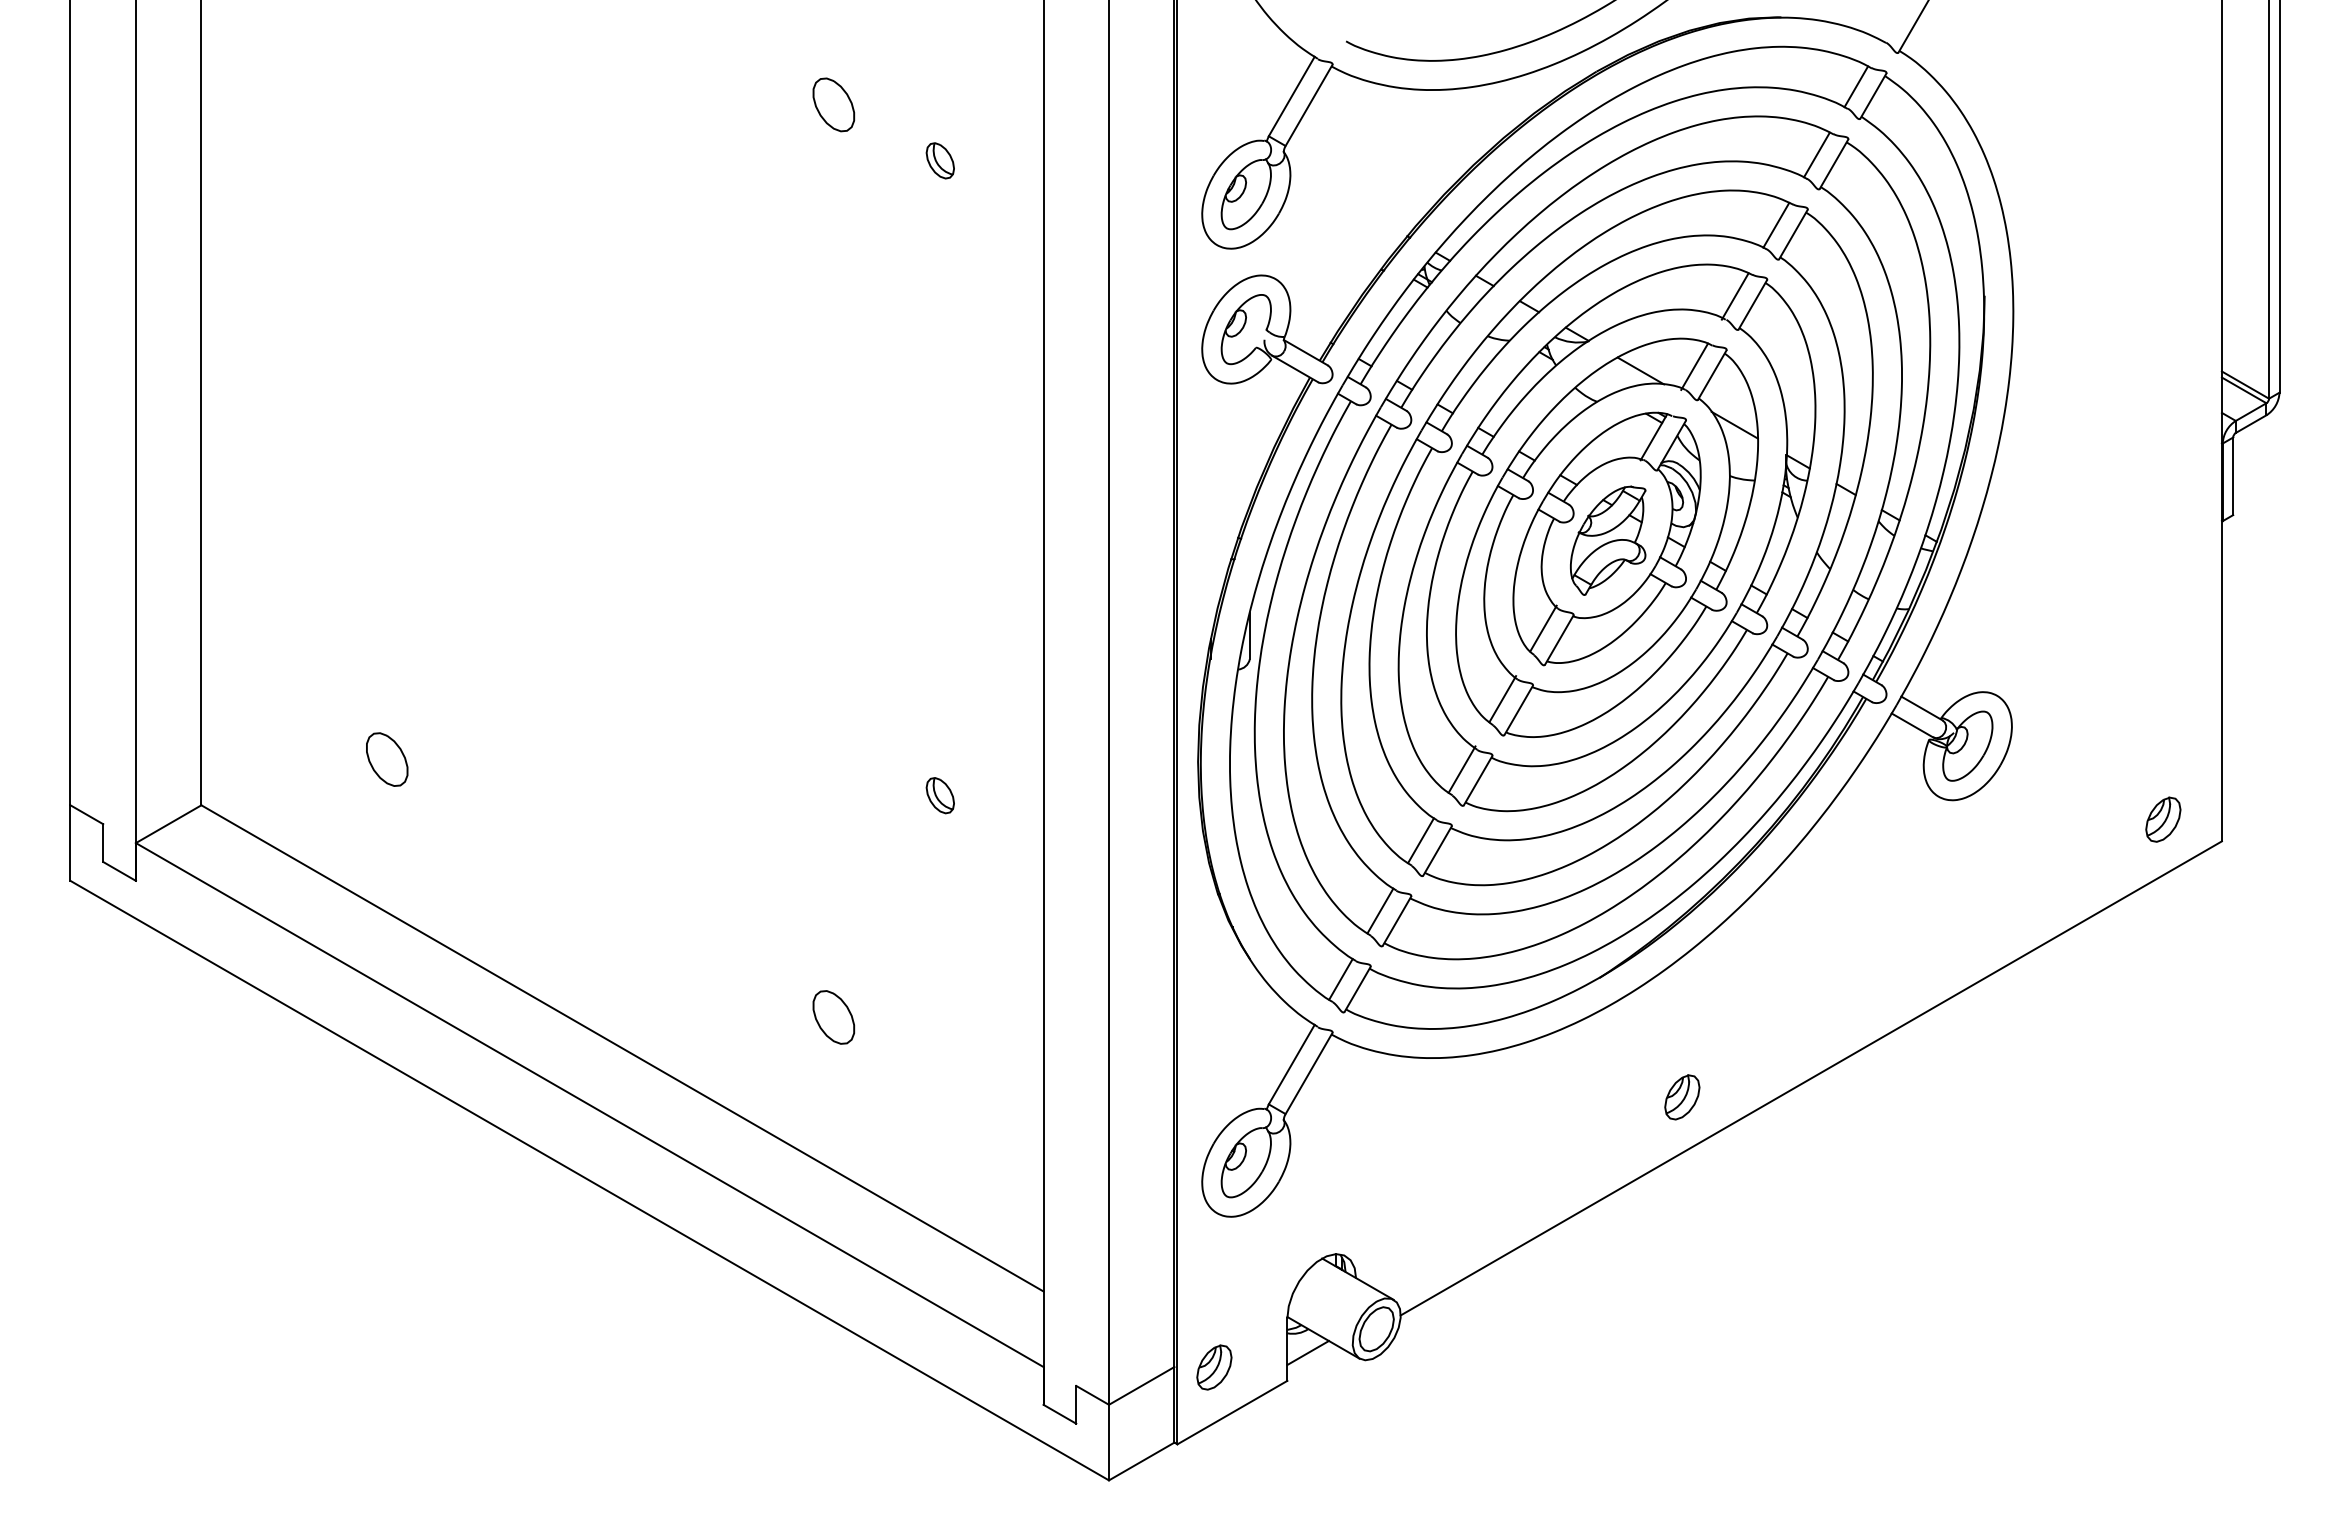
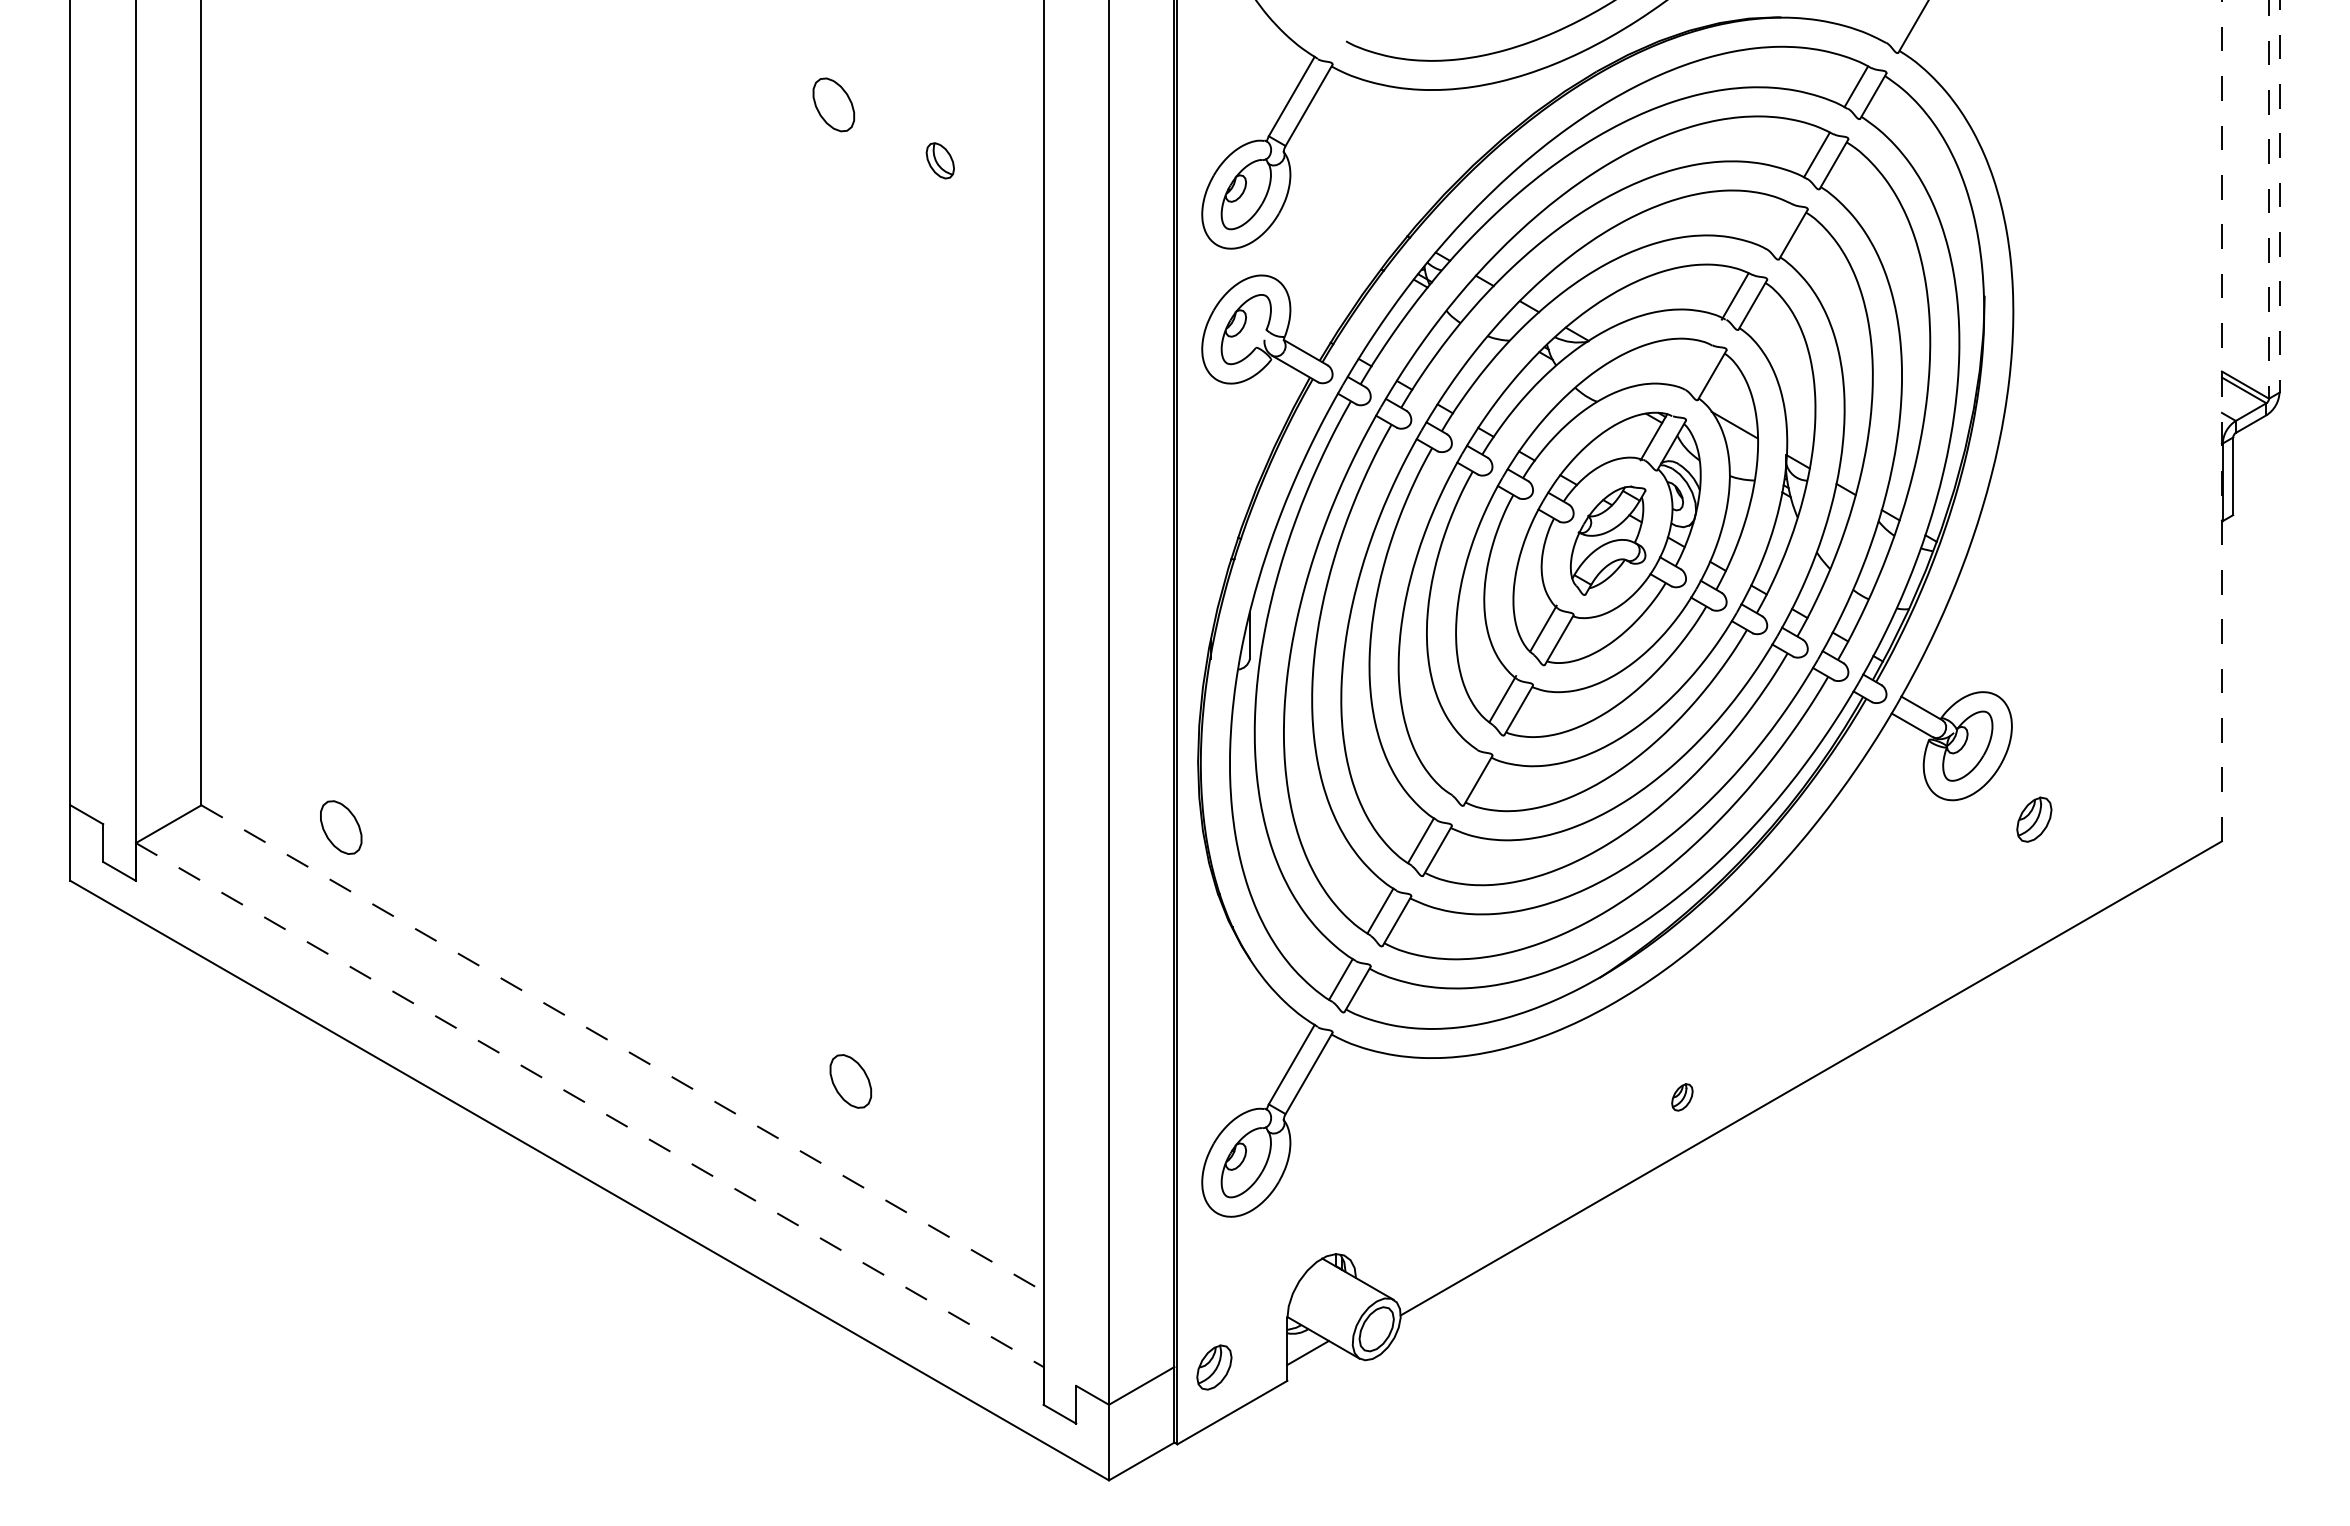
line: solid -> dashed (2279, 196)
line: solid -> dashed (2269, 199)
line: present -> none (1776, 224)
line: present -> none (1694, 366)
line: present -> none (1640, 370)
line: solid -> dashed (2221, 420)
part position: (387, 759) -> (341, 827) (341, 827)
line: present -> none (1461, 769)
part: present -> none (939, 795)
part position: (2163, 819) -> (2034, 819) (2034, 819)
part position: (833, 1017) -> (850, 1081) (850, 1081)
line: solid -> dashed (622, 1048)
part size: 37x47 px -> 23x29 px (1682, 1097)
line: solid -> dashed (589, 1105)
